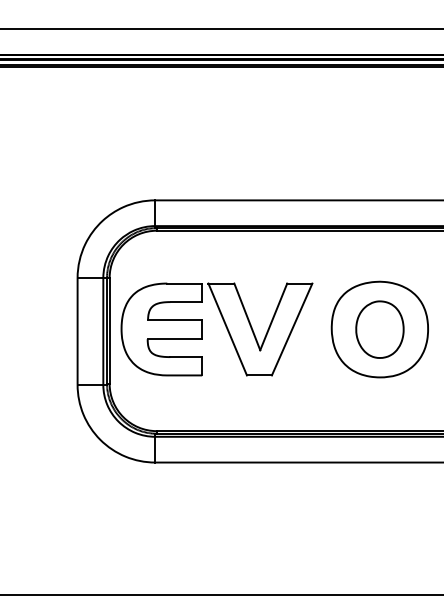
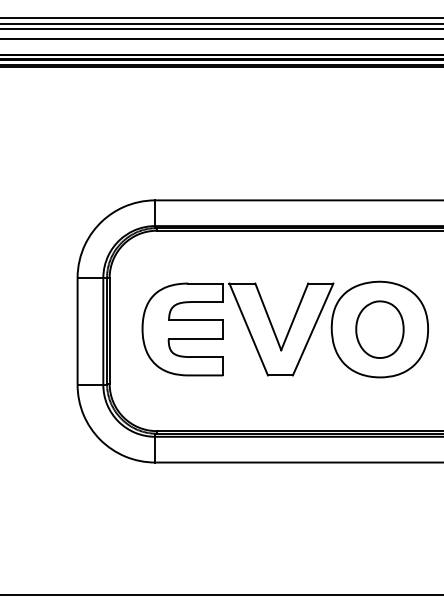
line: none -> present (221, 18)
line: none -> present (221, 23)
line: none -> present (221, 38)
part position: (225, 327) -> (246, 327) (246, 327)
